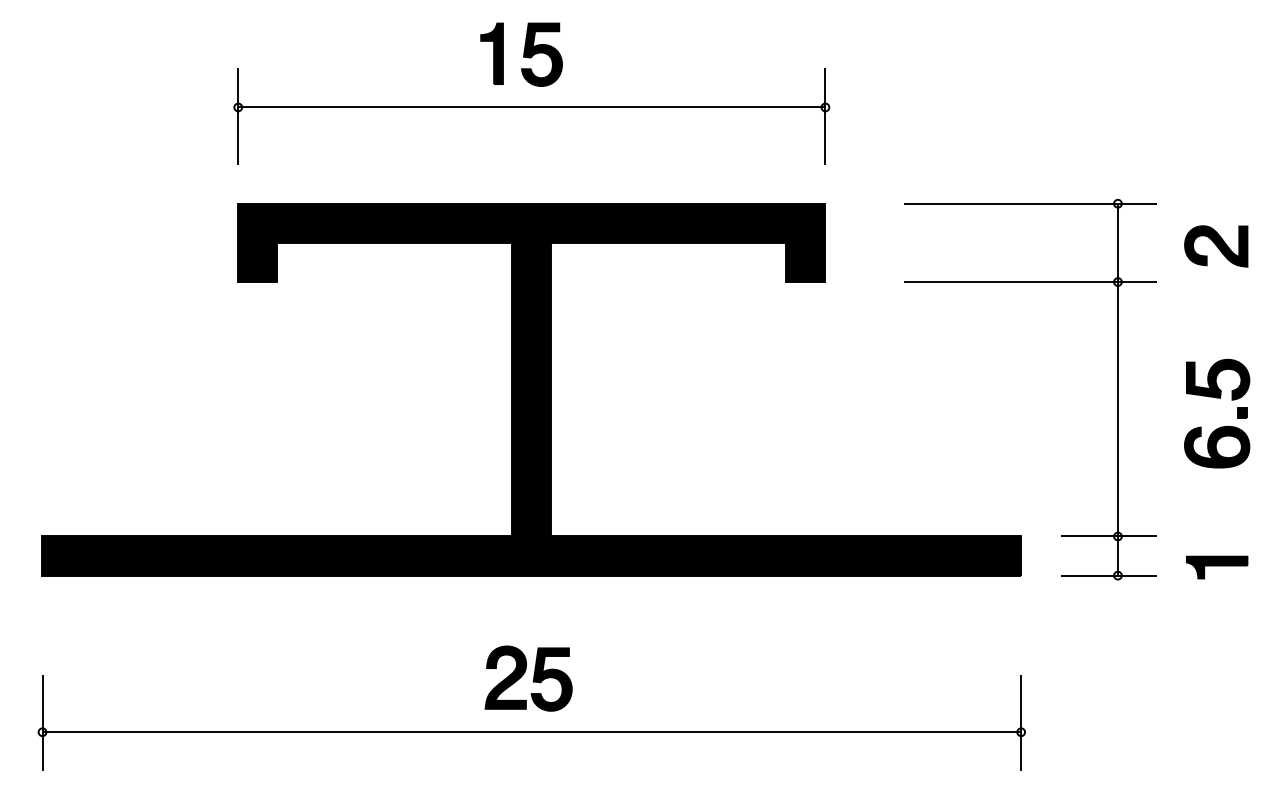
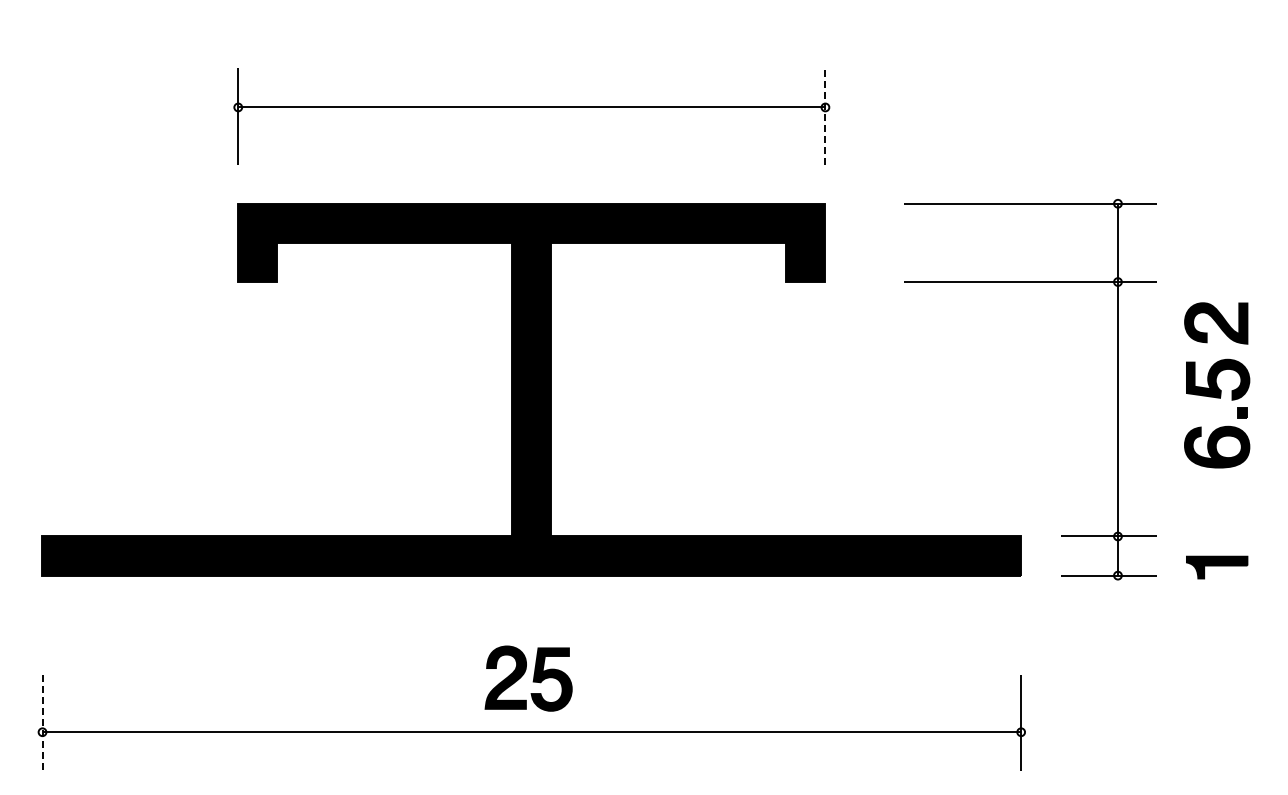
part: present -> none (521, 54)
line: solid -> dashed (825, 115)
part position: (1216, 246) -> (1216, 323) (1216, 323)
line: solid -> dashed (42, 723)
